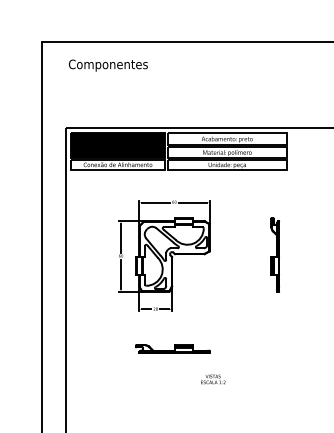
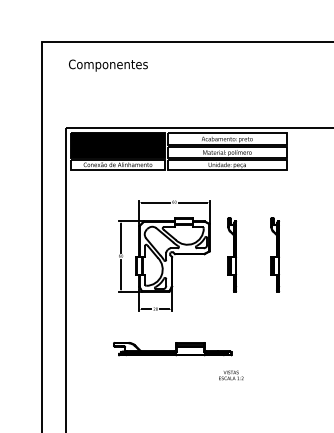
part: none -> present (232, 254)
part size: 76x10 px -> 120x15 px (172, 349)
text position: (213, 379) -> (231, 375) (231, 375)
